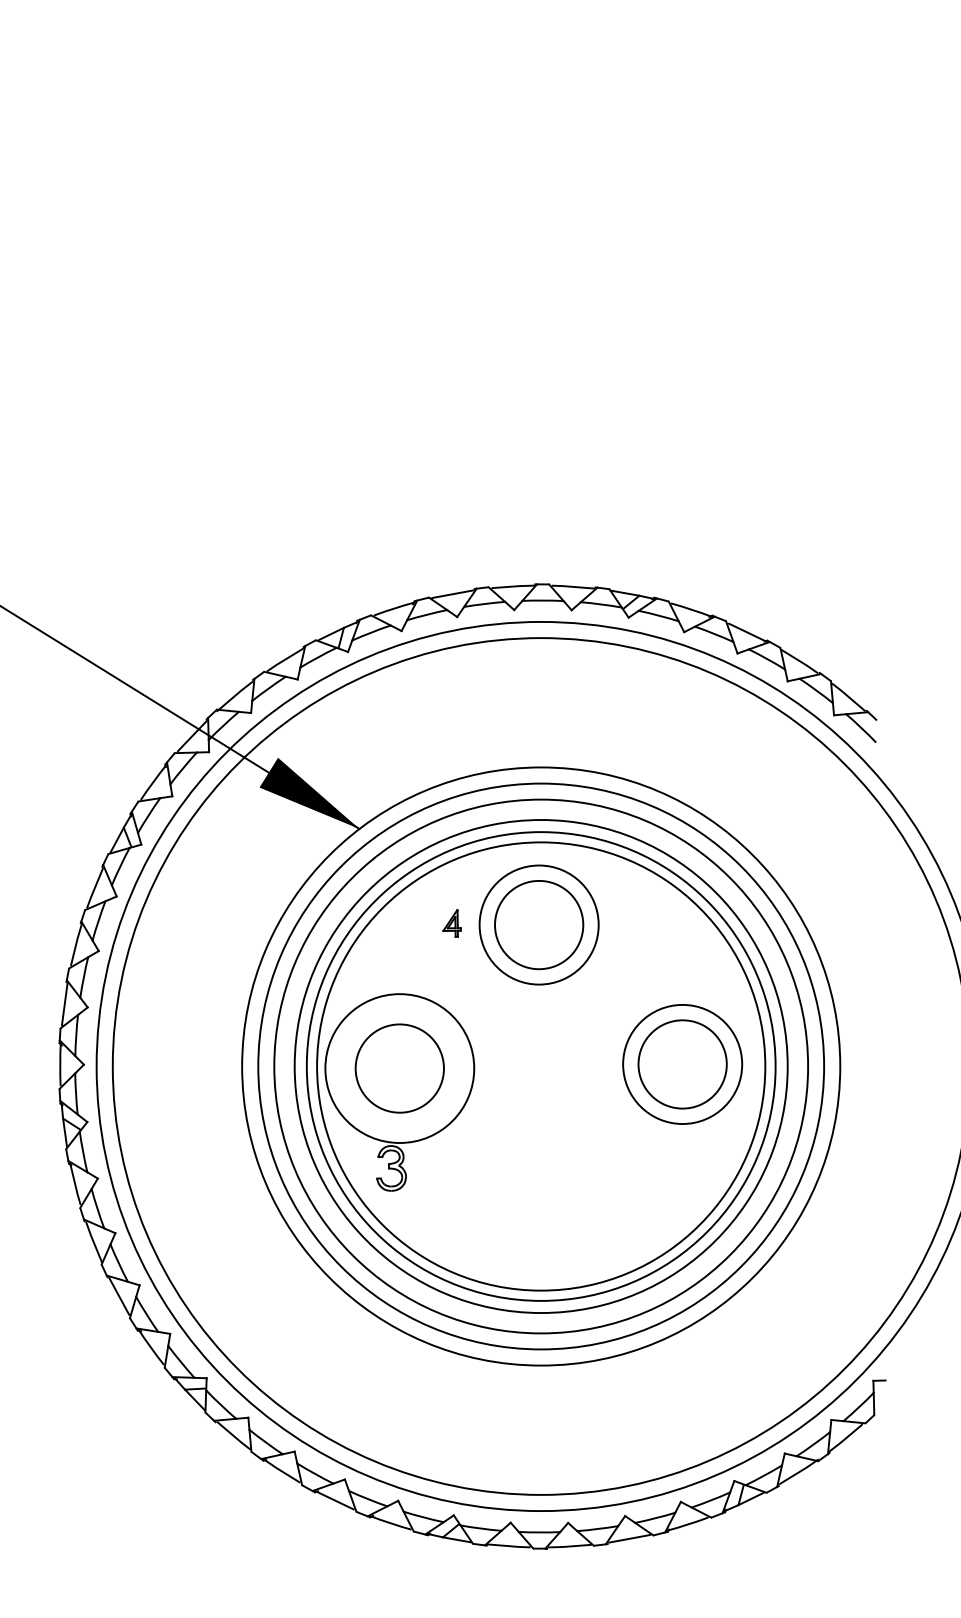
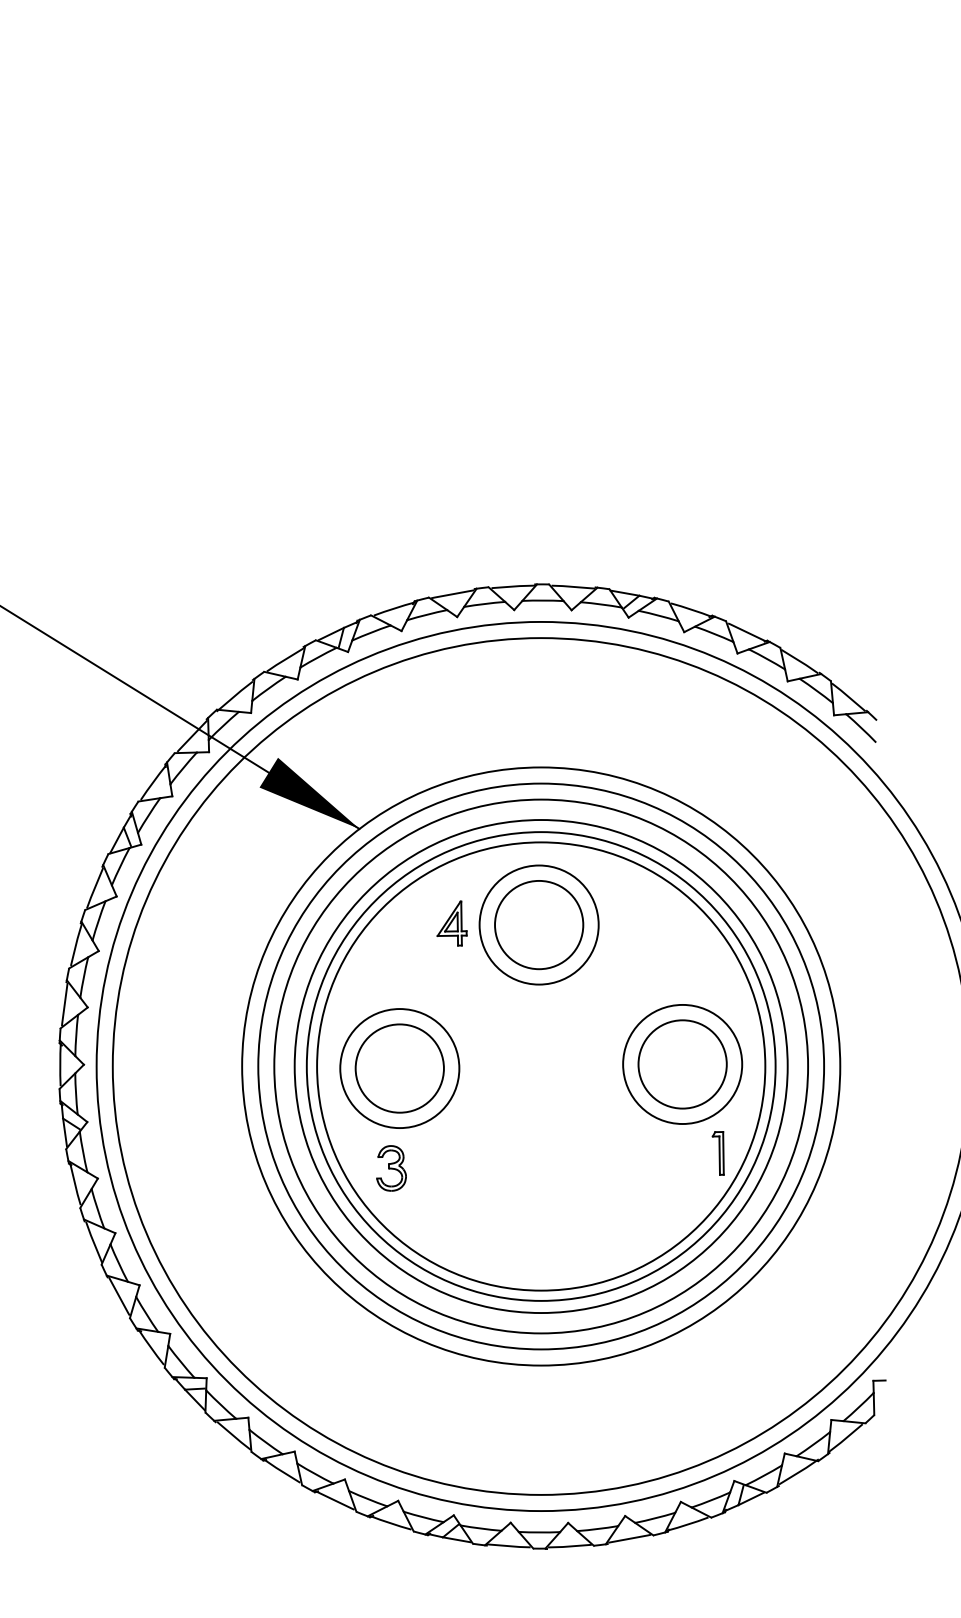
part size: 20x29 px -> 32x47 px (451, 923)
circle diameter: 149 px -> 119 px (399, 1068)
part: none -> present (717, 1153)
